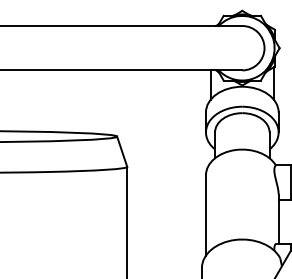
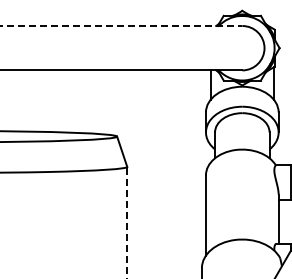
line: solid -> dashed (121, 26)
line: solid -> dashed (127, 222)
